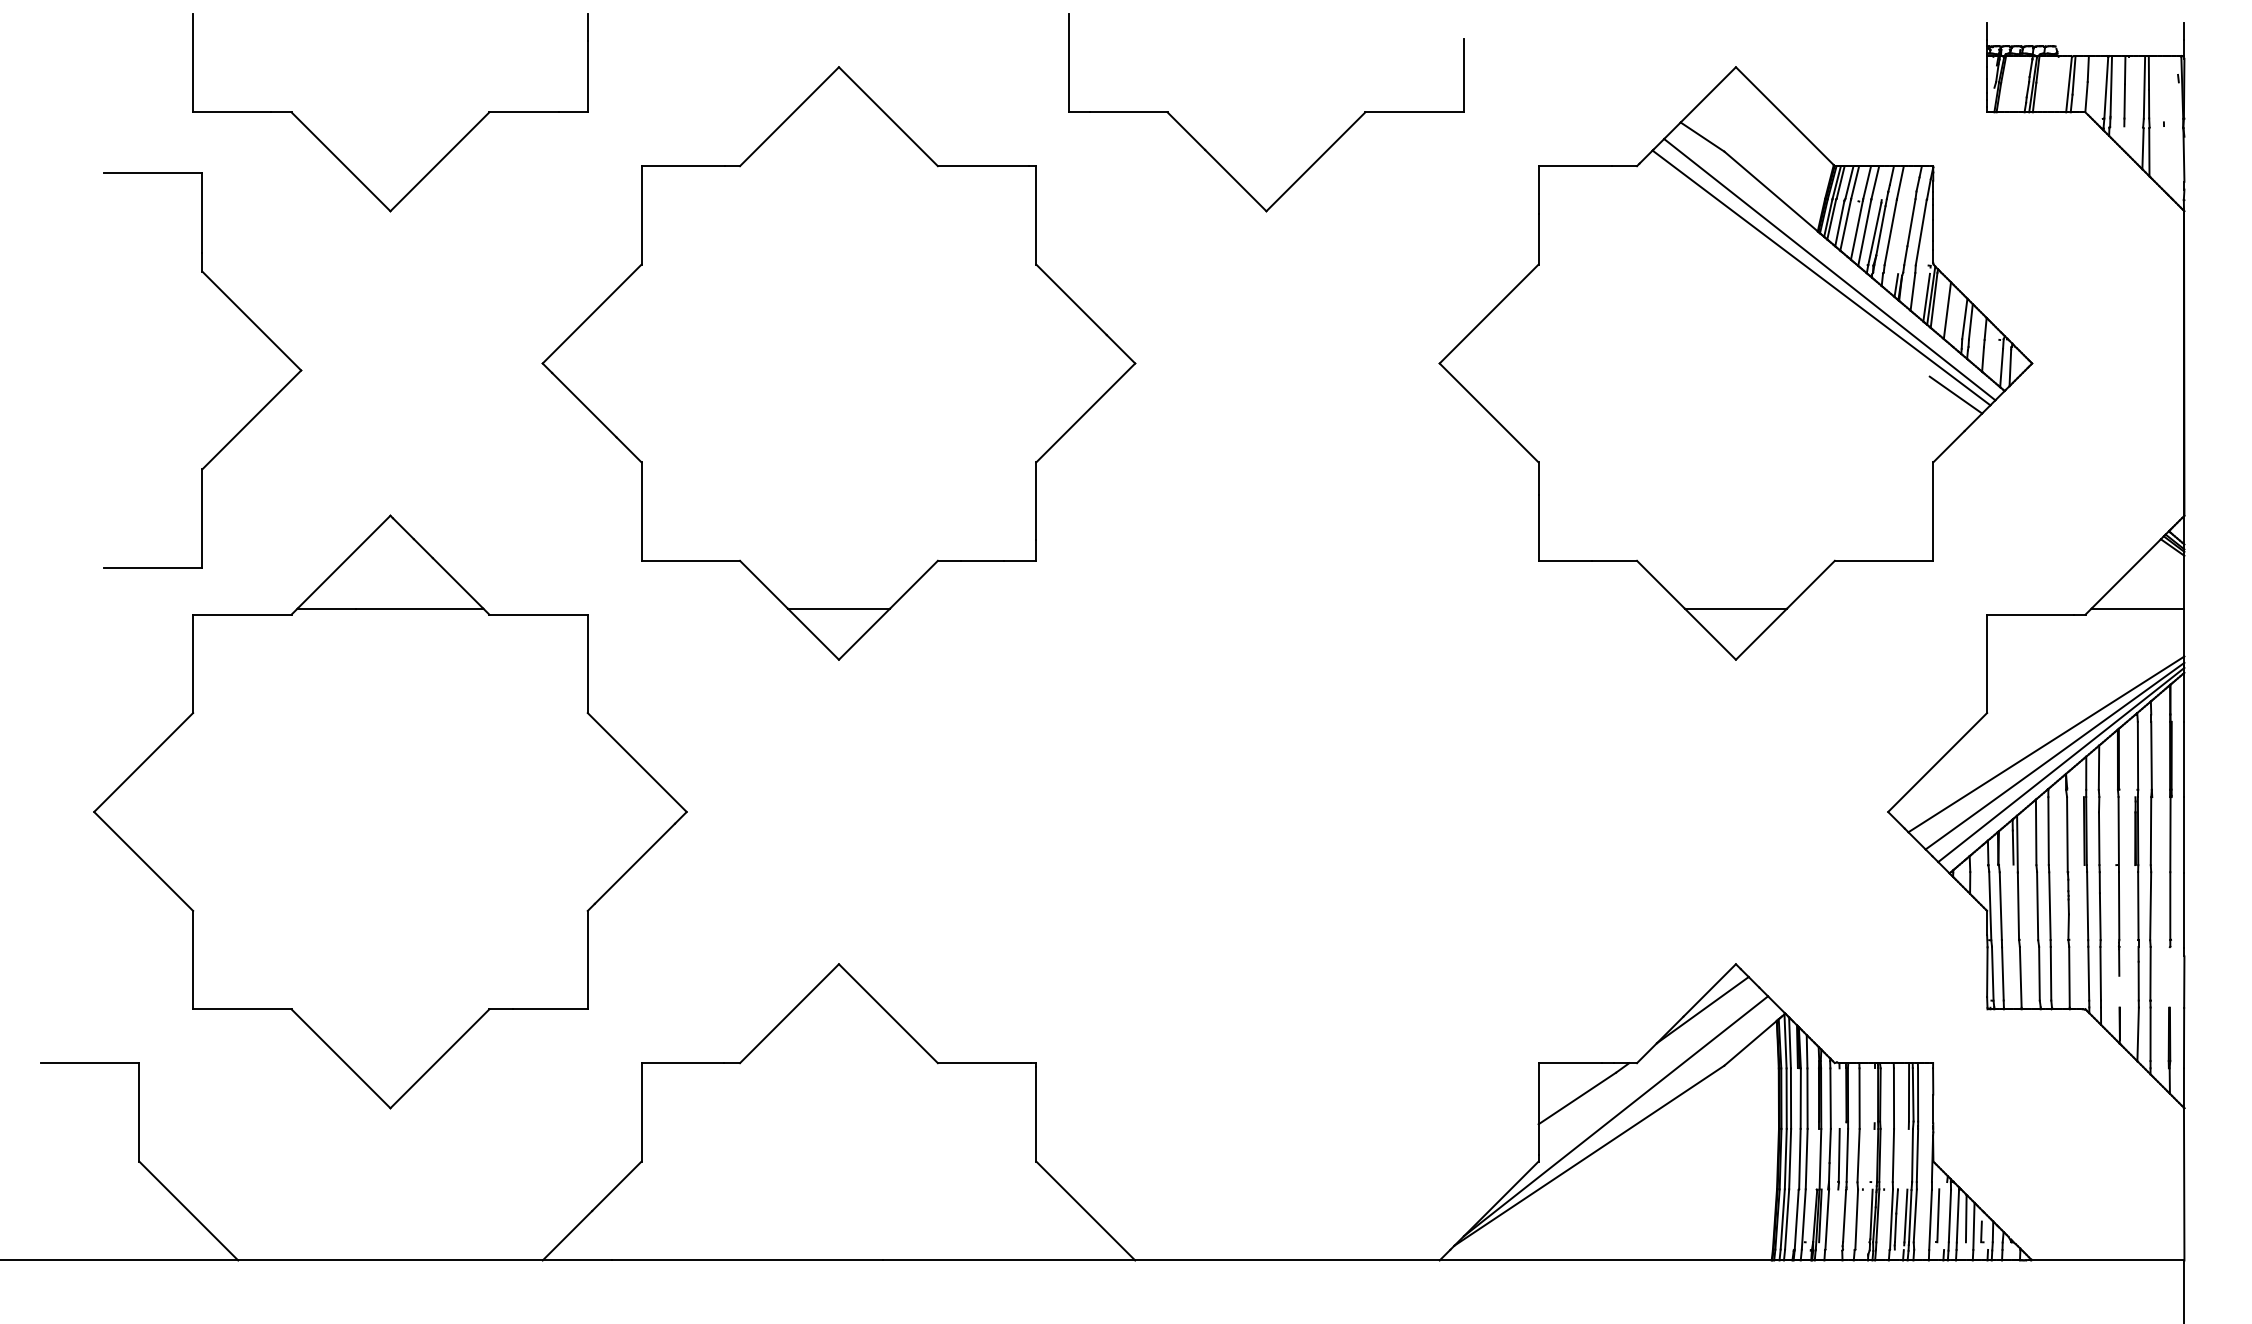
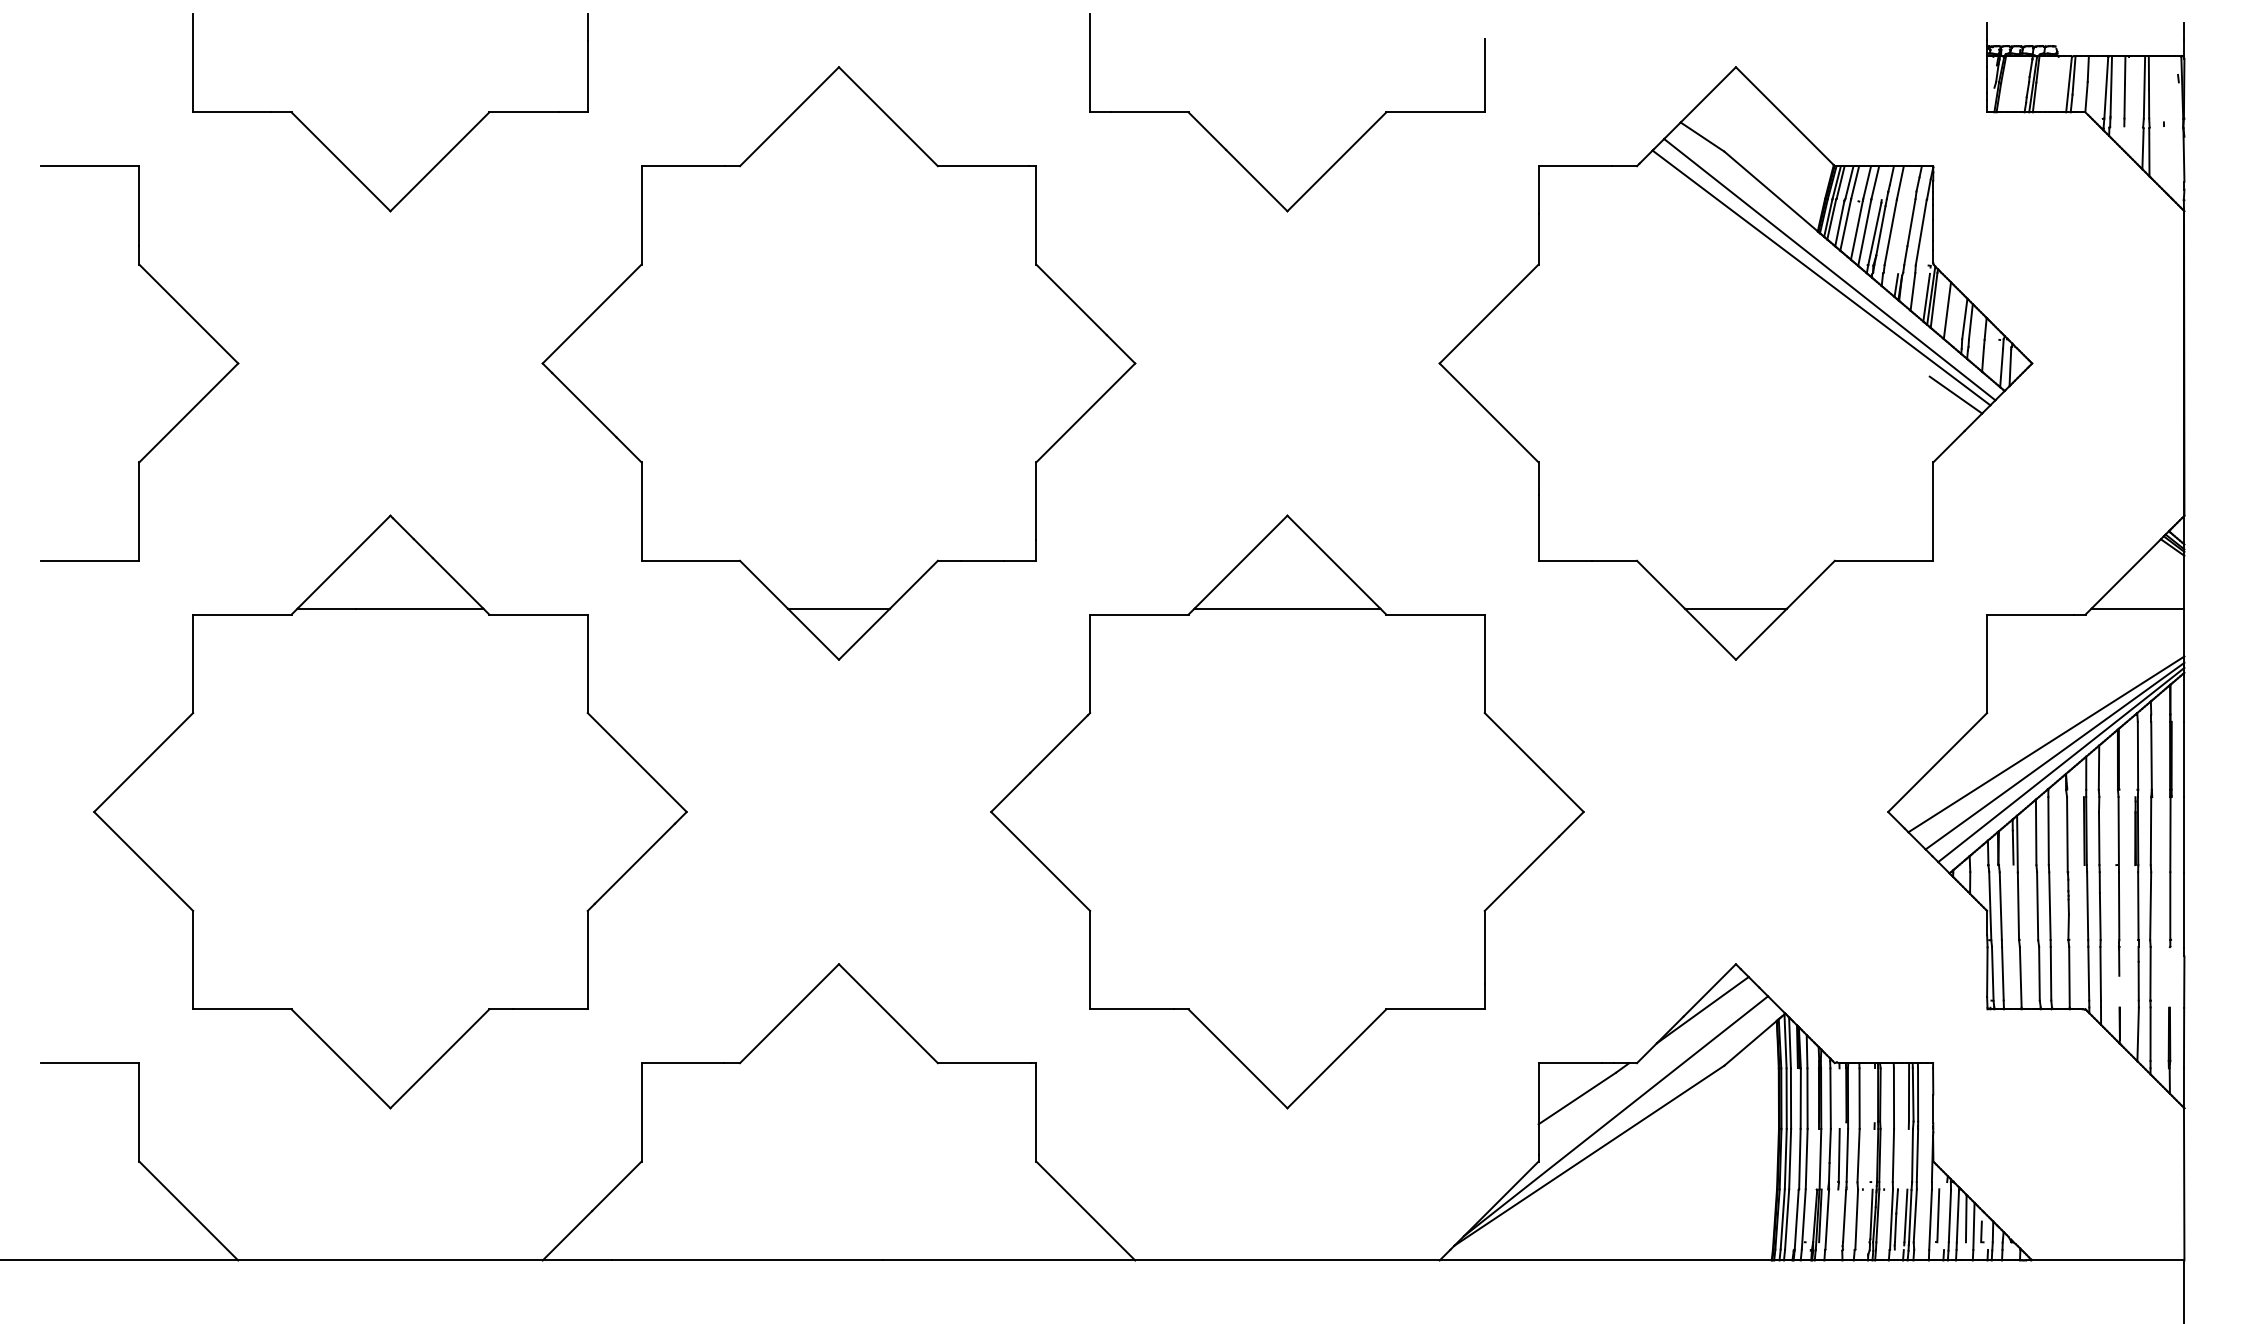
part position: (1217, 160) -> (1238, 160) (1238, 160)
part position: (250, 321) -> (187, 314) (187, 314)
part: none -> present (1287, 811)
